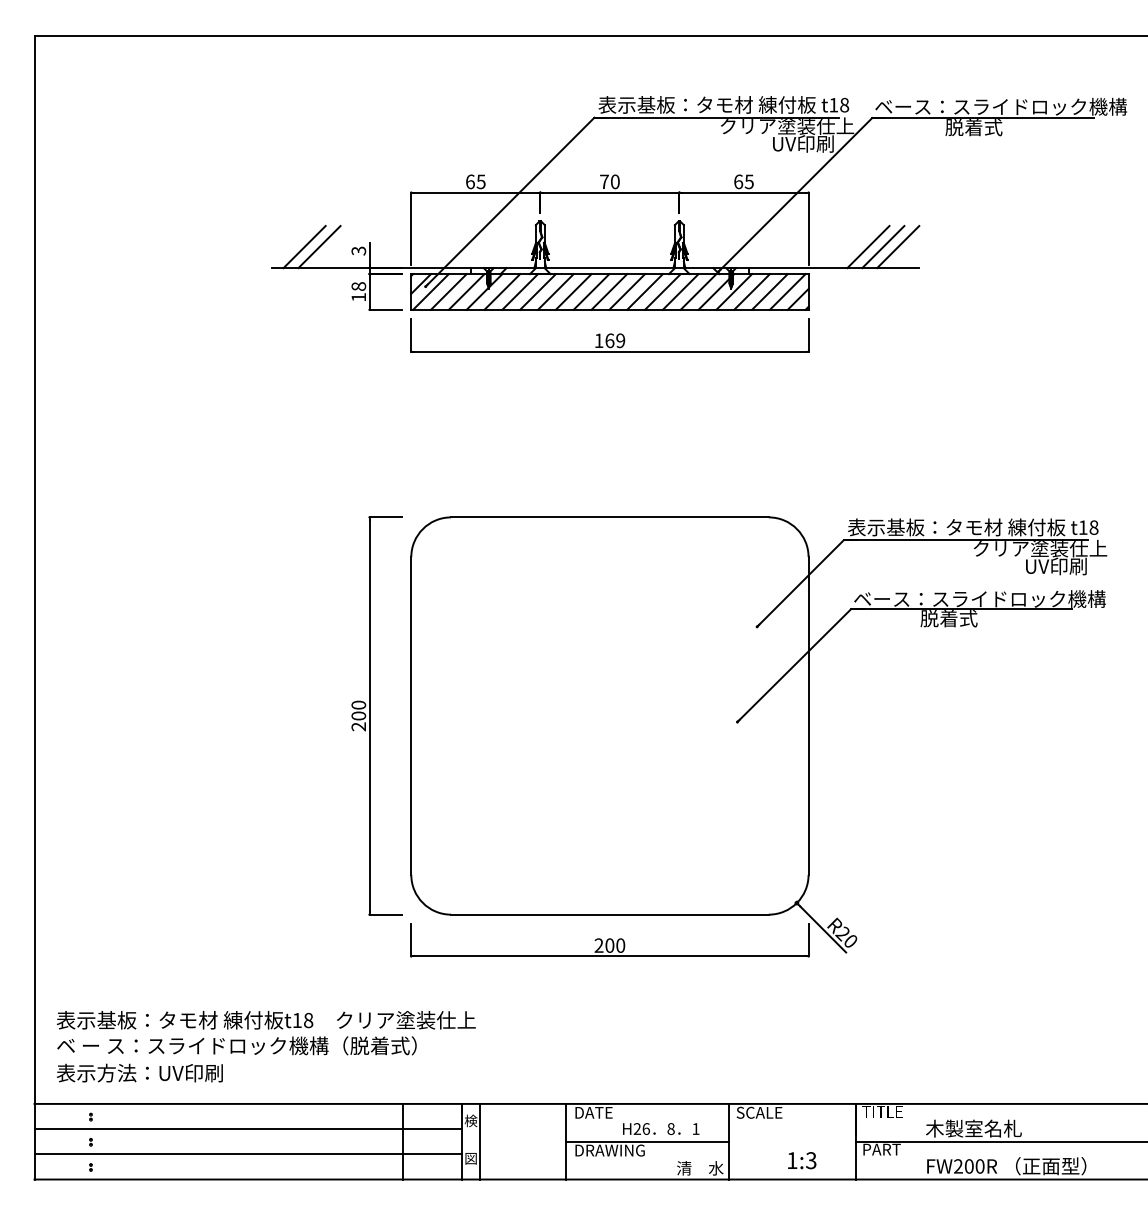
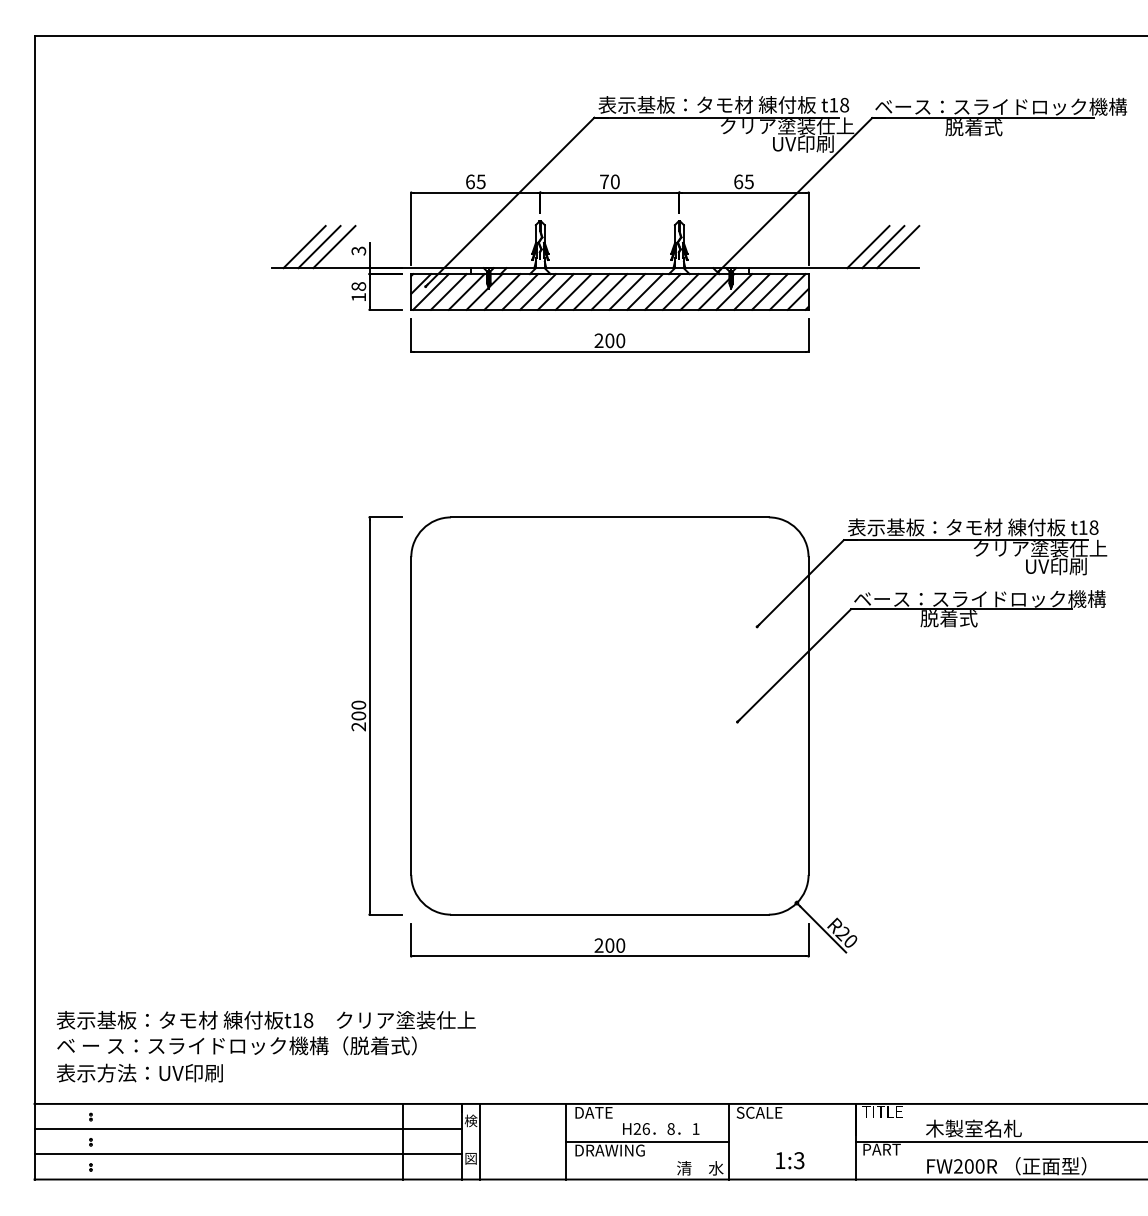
line: none -> present (334, 247)
text: 169 -> 200 (609, 340)
text position: (802, 1160) -> (790, 1160) (790, 1160)
